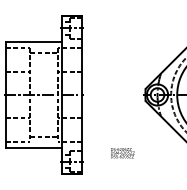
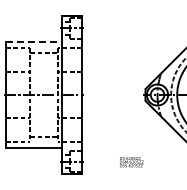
line: solid -> dashed (34, 41)
text position: (122, 153) -> (131, 162) (131, 162)
